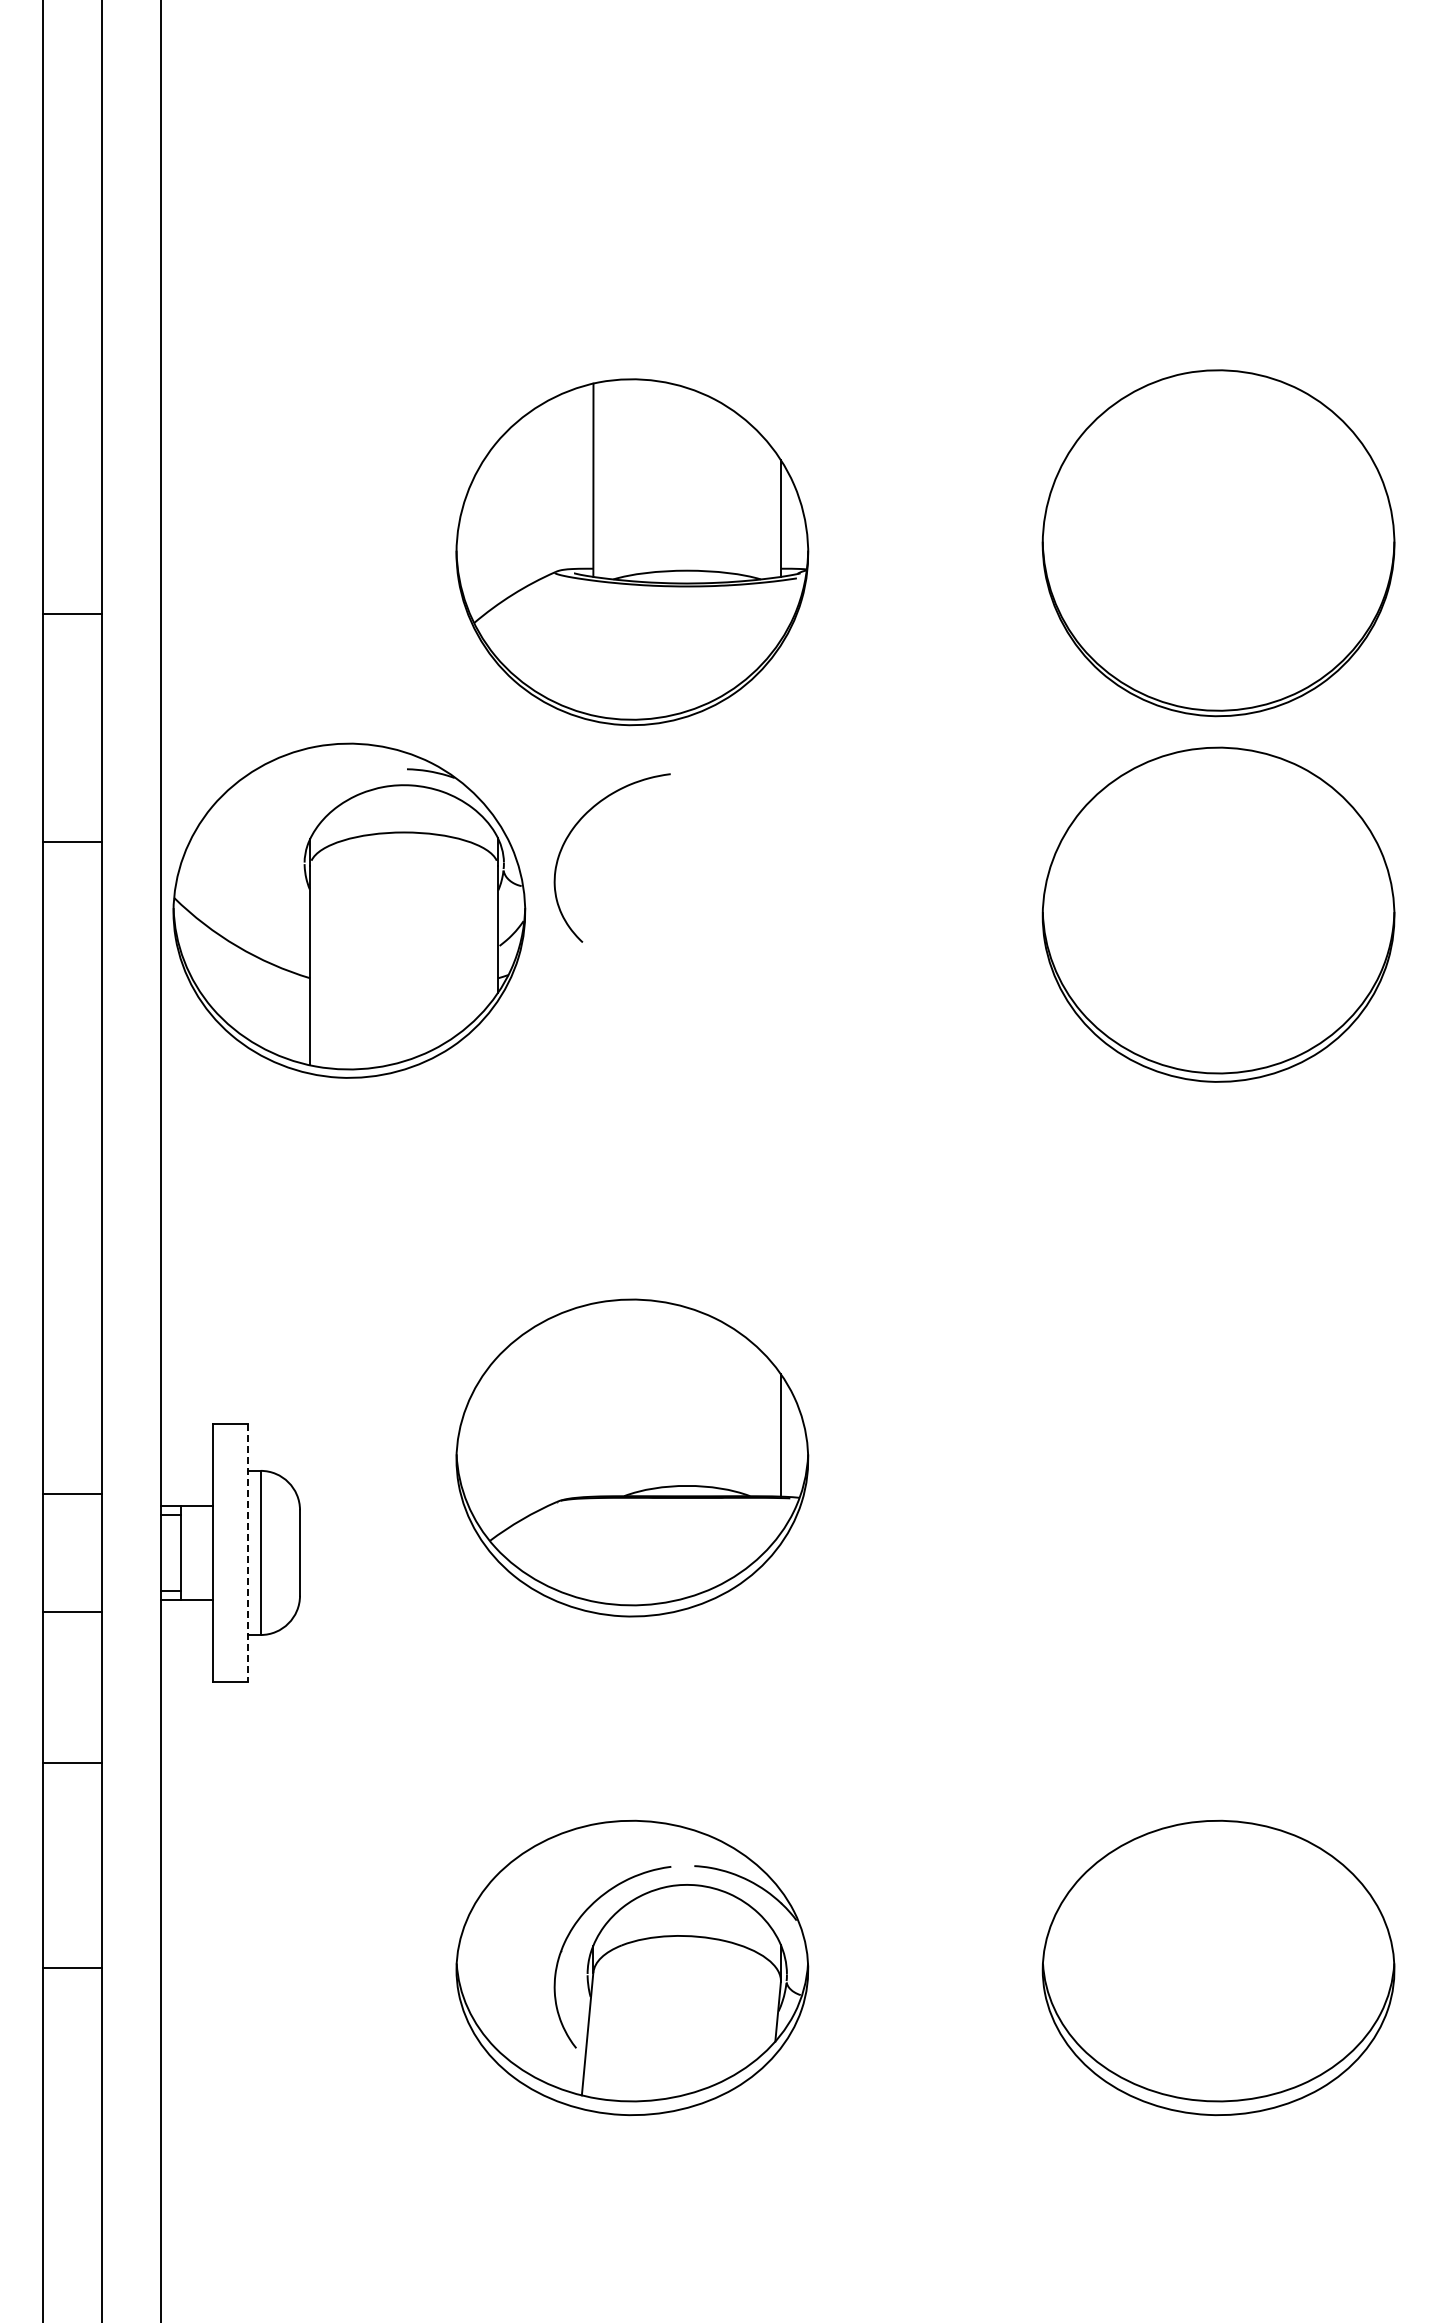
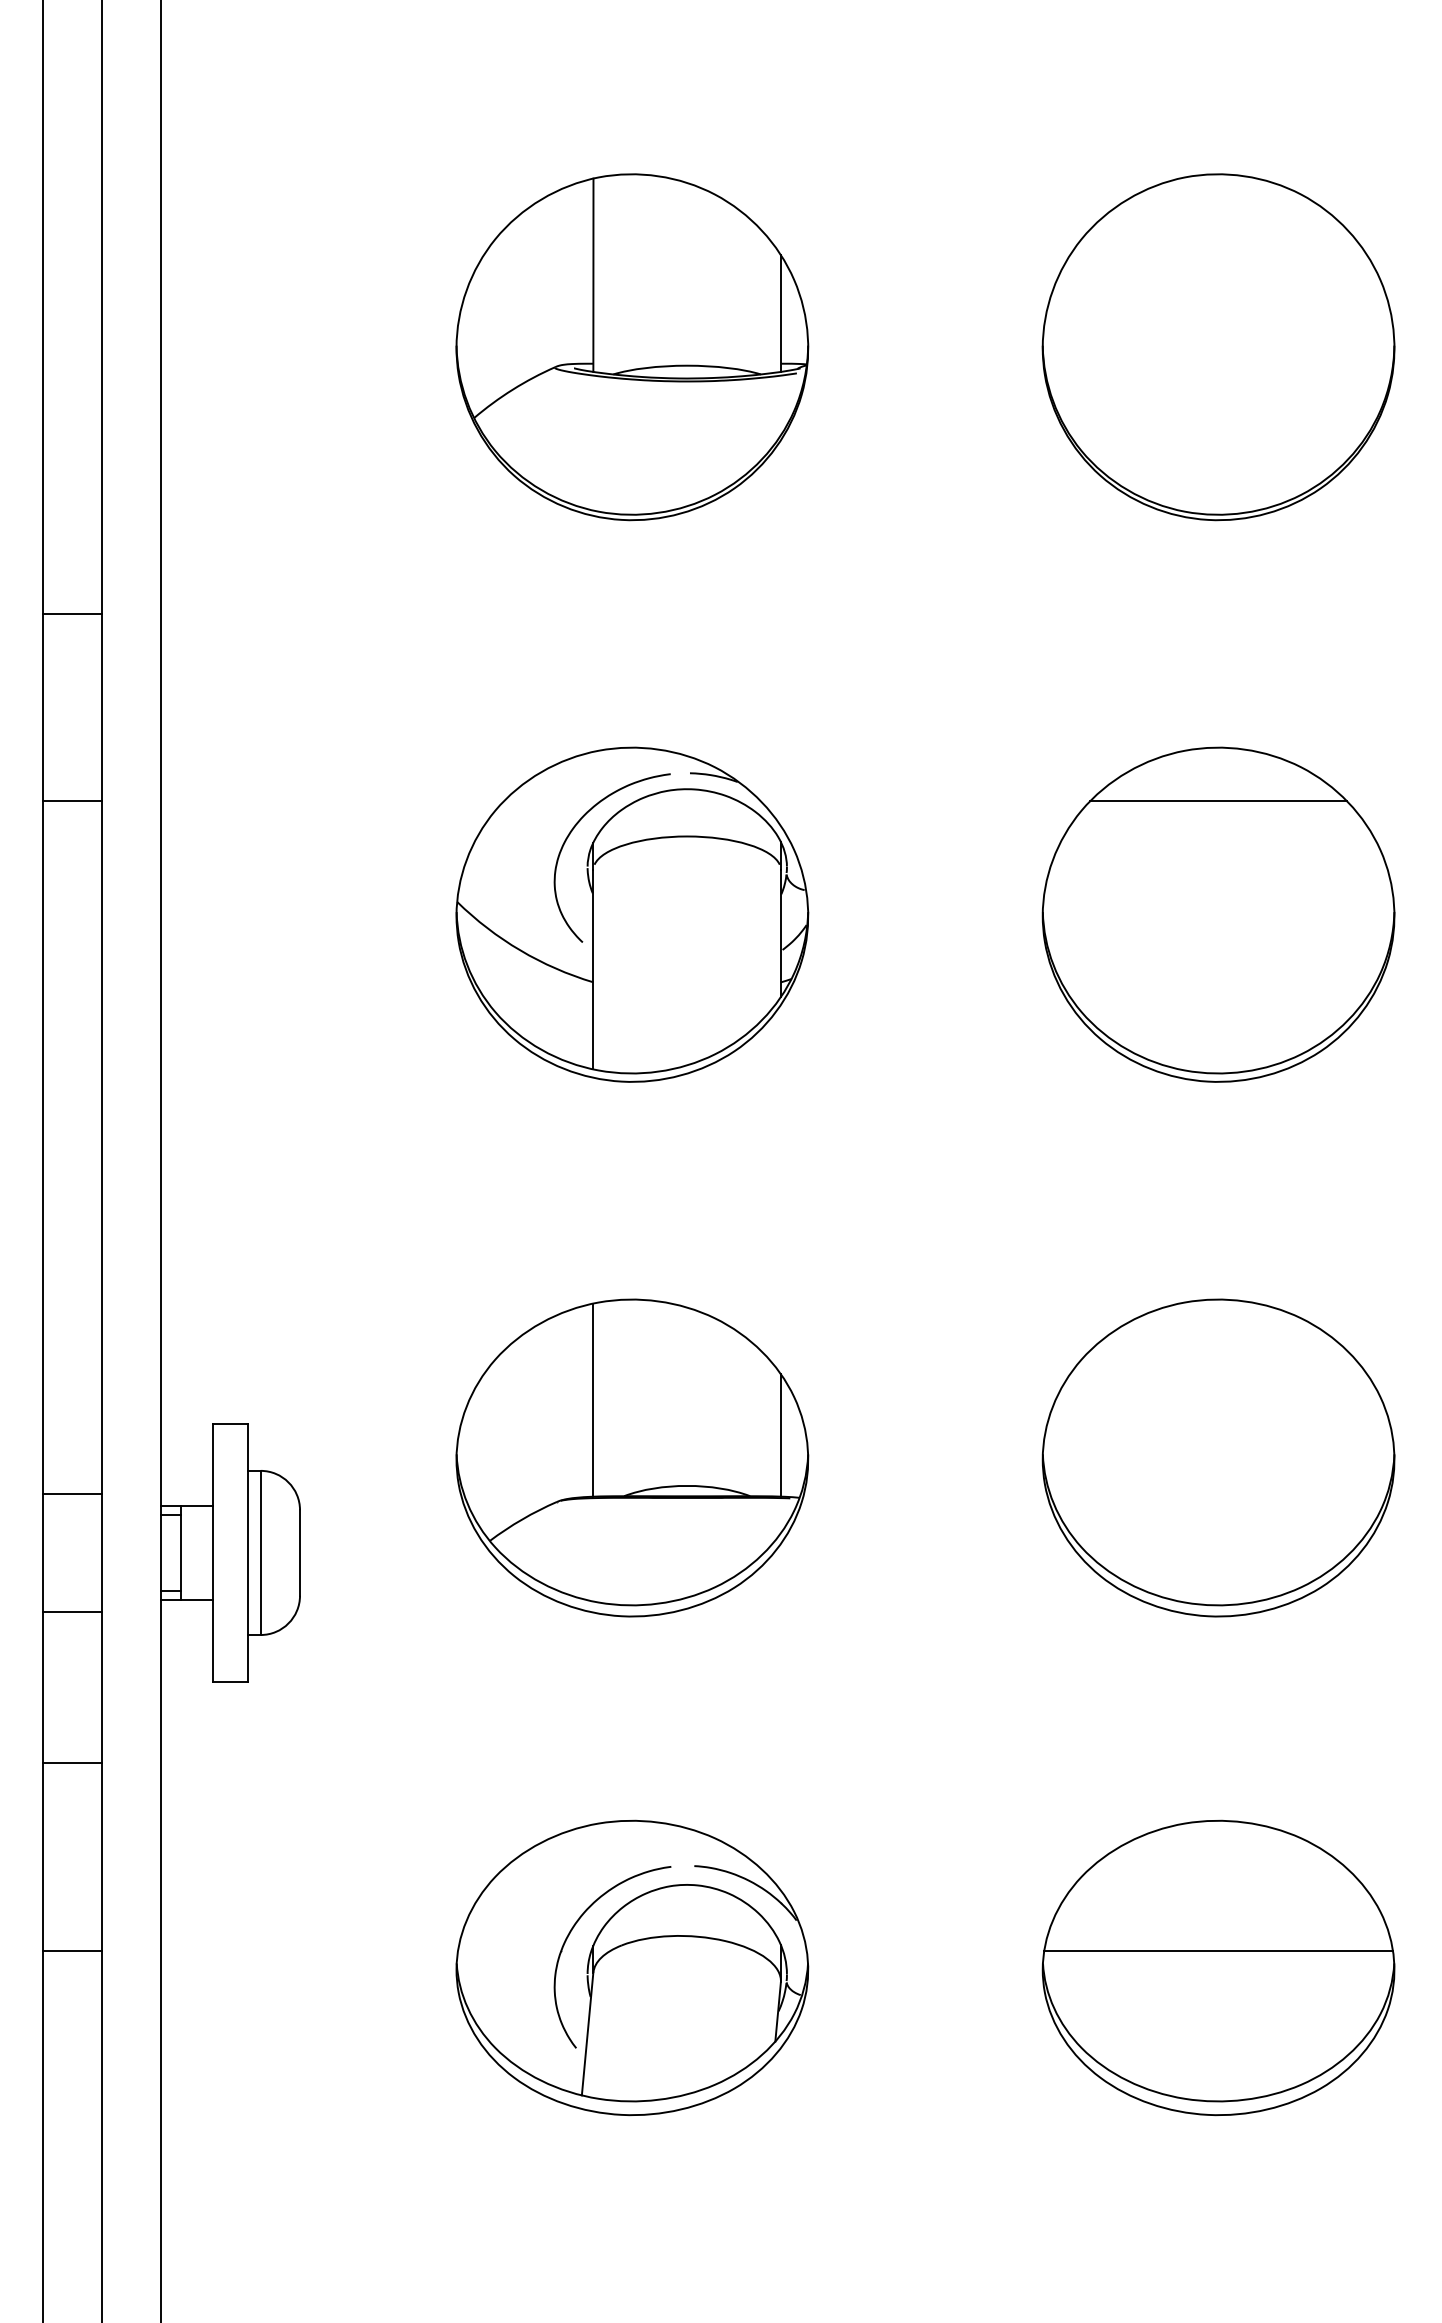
part position: (1218, 543) -> (1218, 347) (1218, 347)
part position: (632, 552) -> (632, 347) (632, 347)
line: none -> present (1218, 801)
line position: (72, 842) -> (72, 801) (72, 801)
part position: (349, 910) -> (632, 914) (632, 914)
line: none -> present (593, 1399)
part: none -> present (1218, 1457)
line: dashed -> solid (248, 1552)
line: none -> present (1218, 1950)
line position: (72, 1967) -> (72, 1950) (72, 1950)
